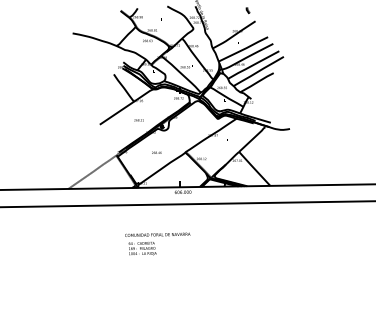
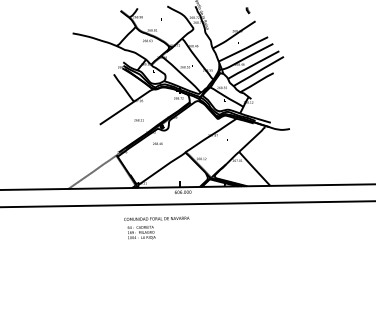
text position: (156, 152) -> (157, 143) (157, 143)
text position: (157, 243) -> (156, 227) (156, 227)
